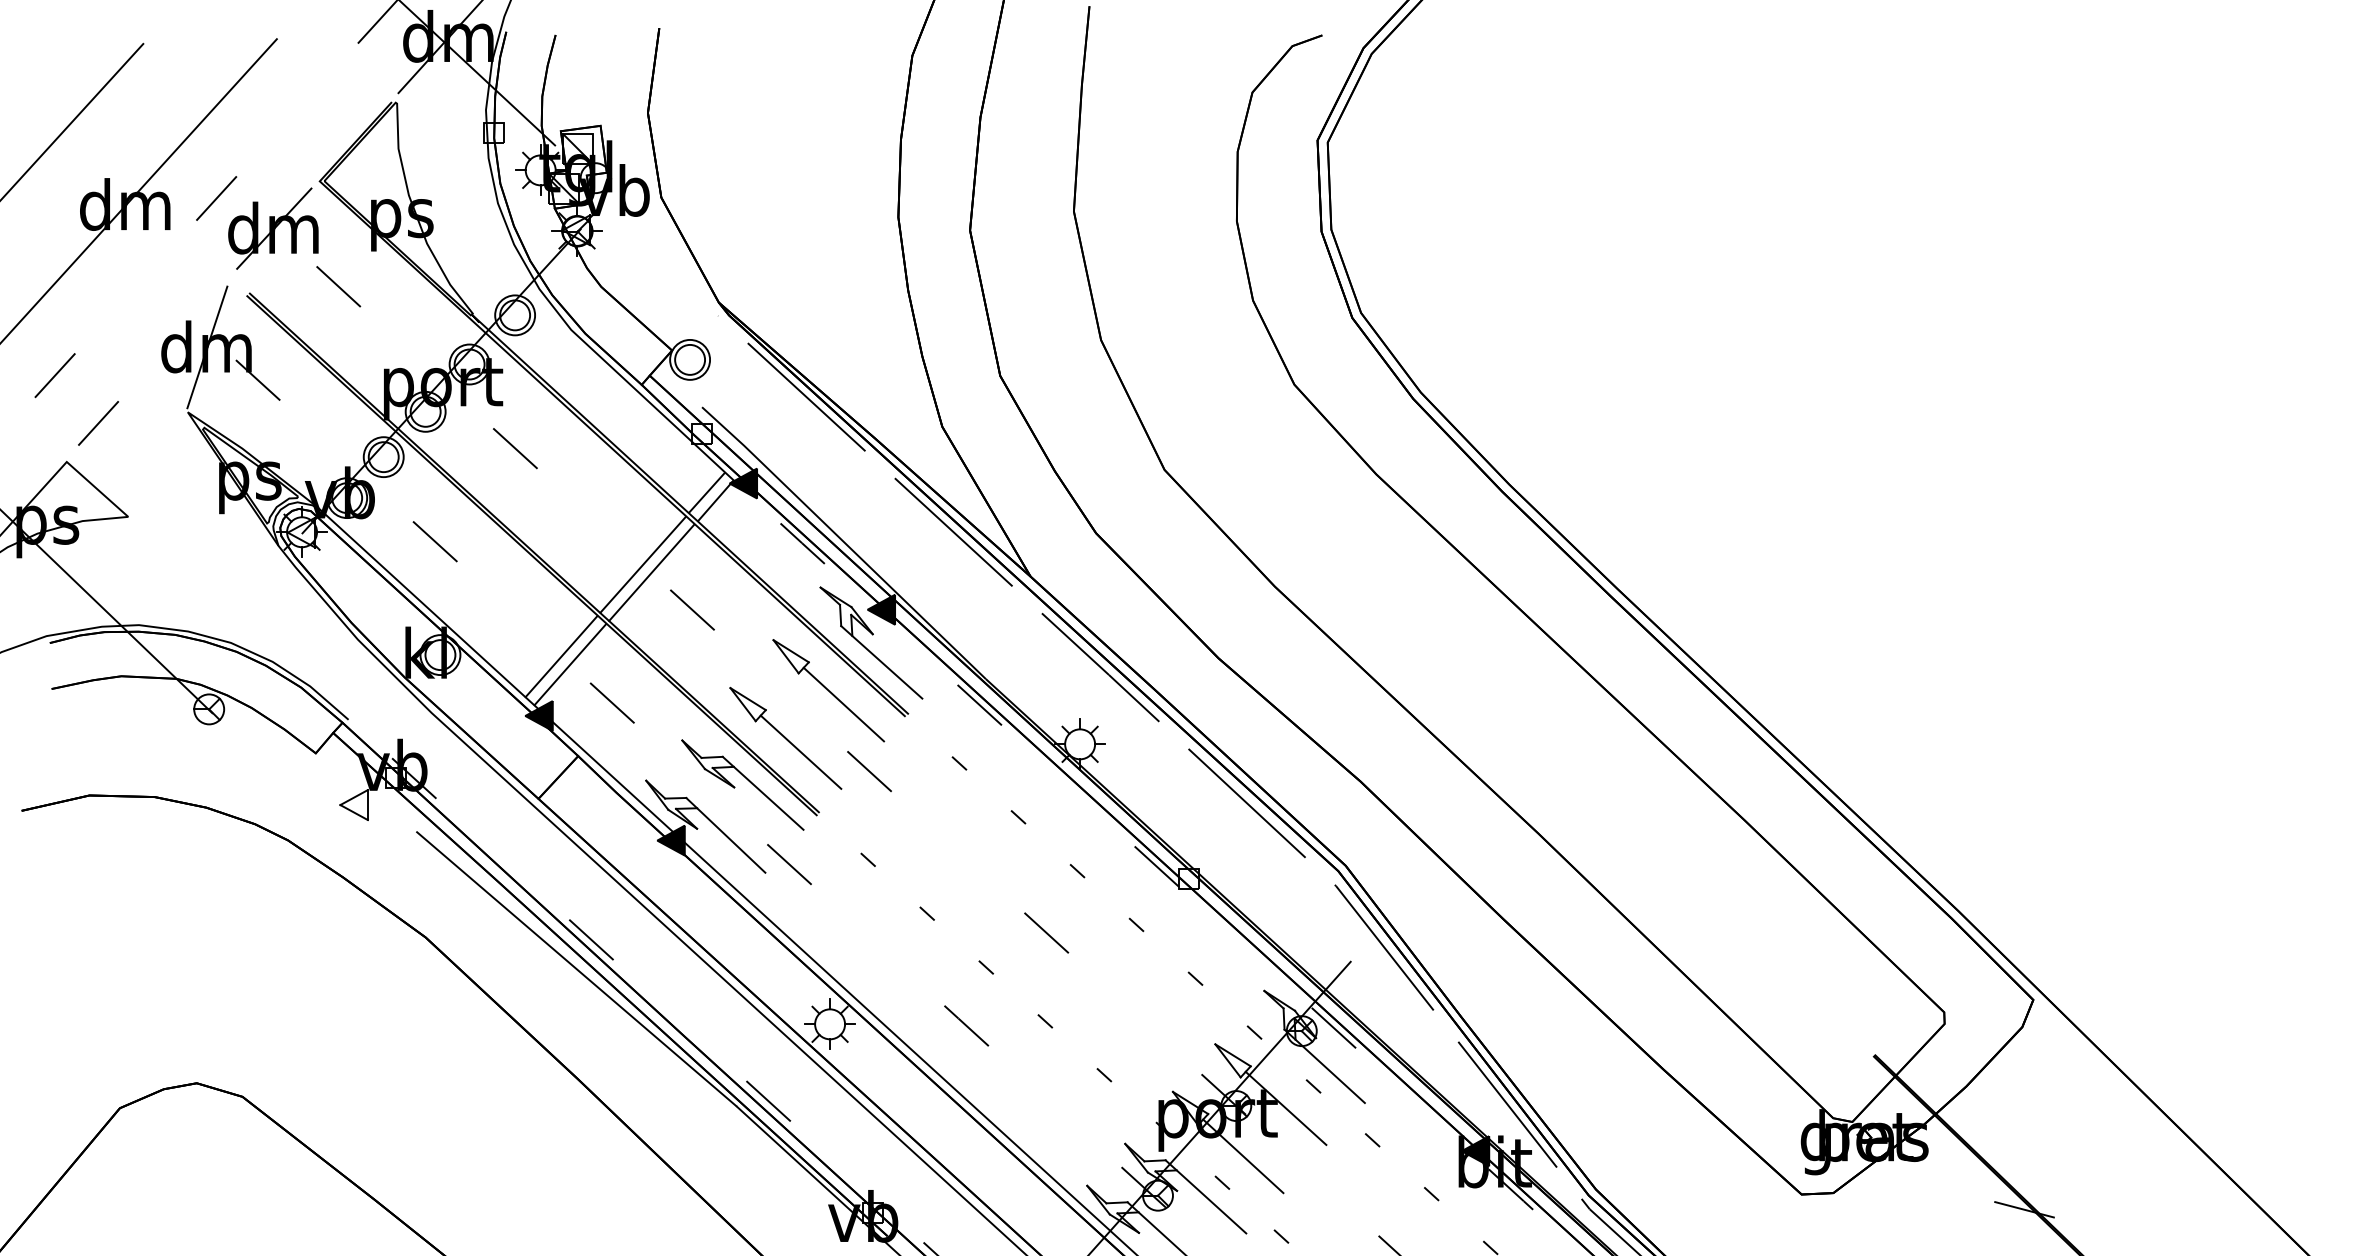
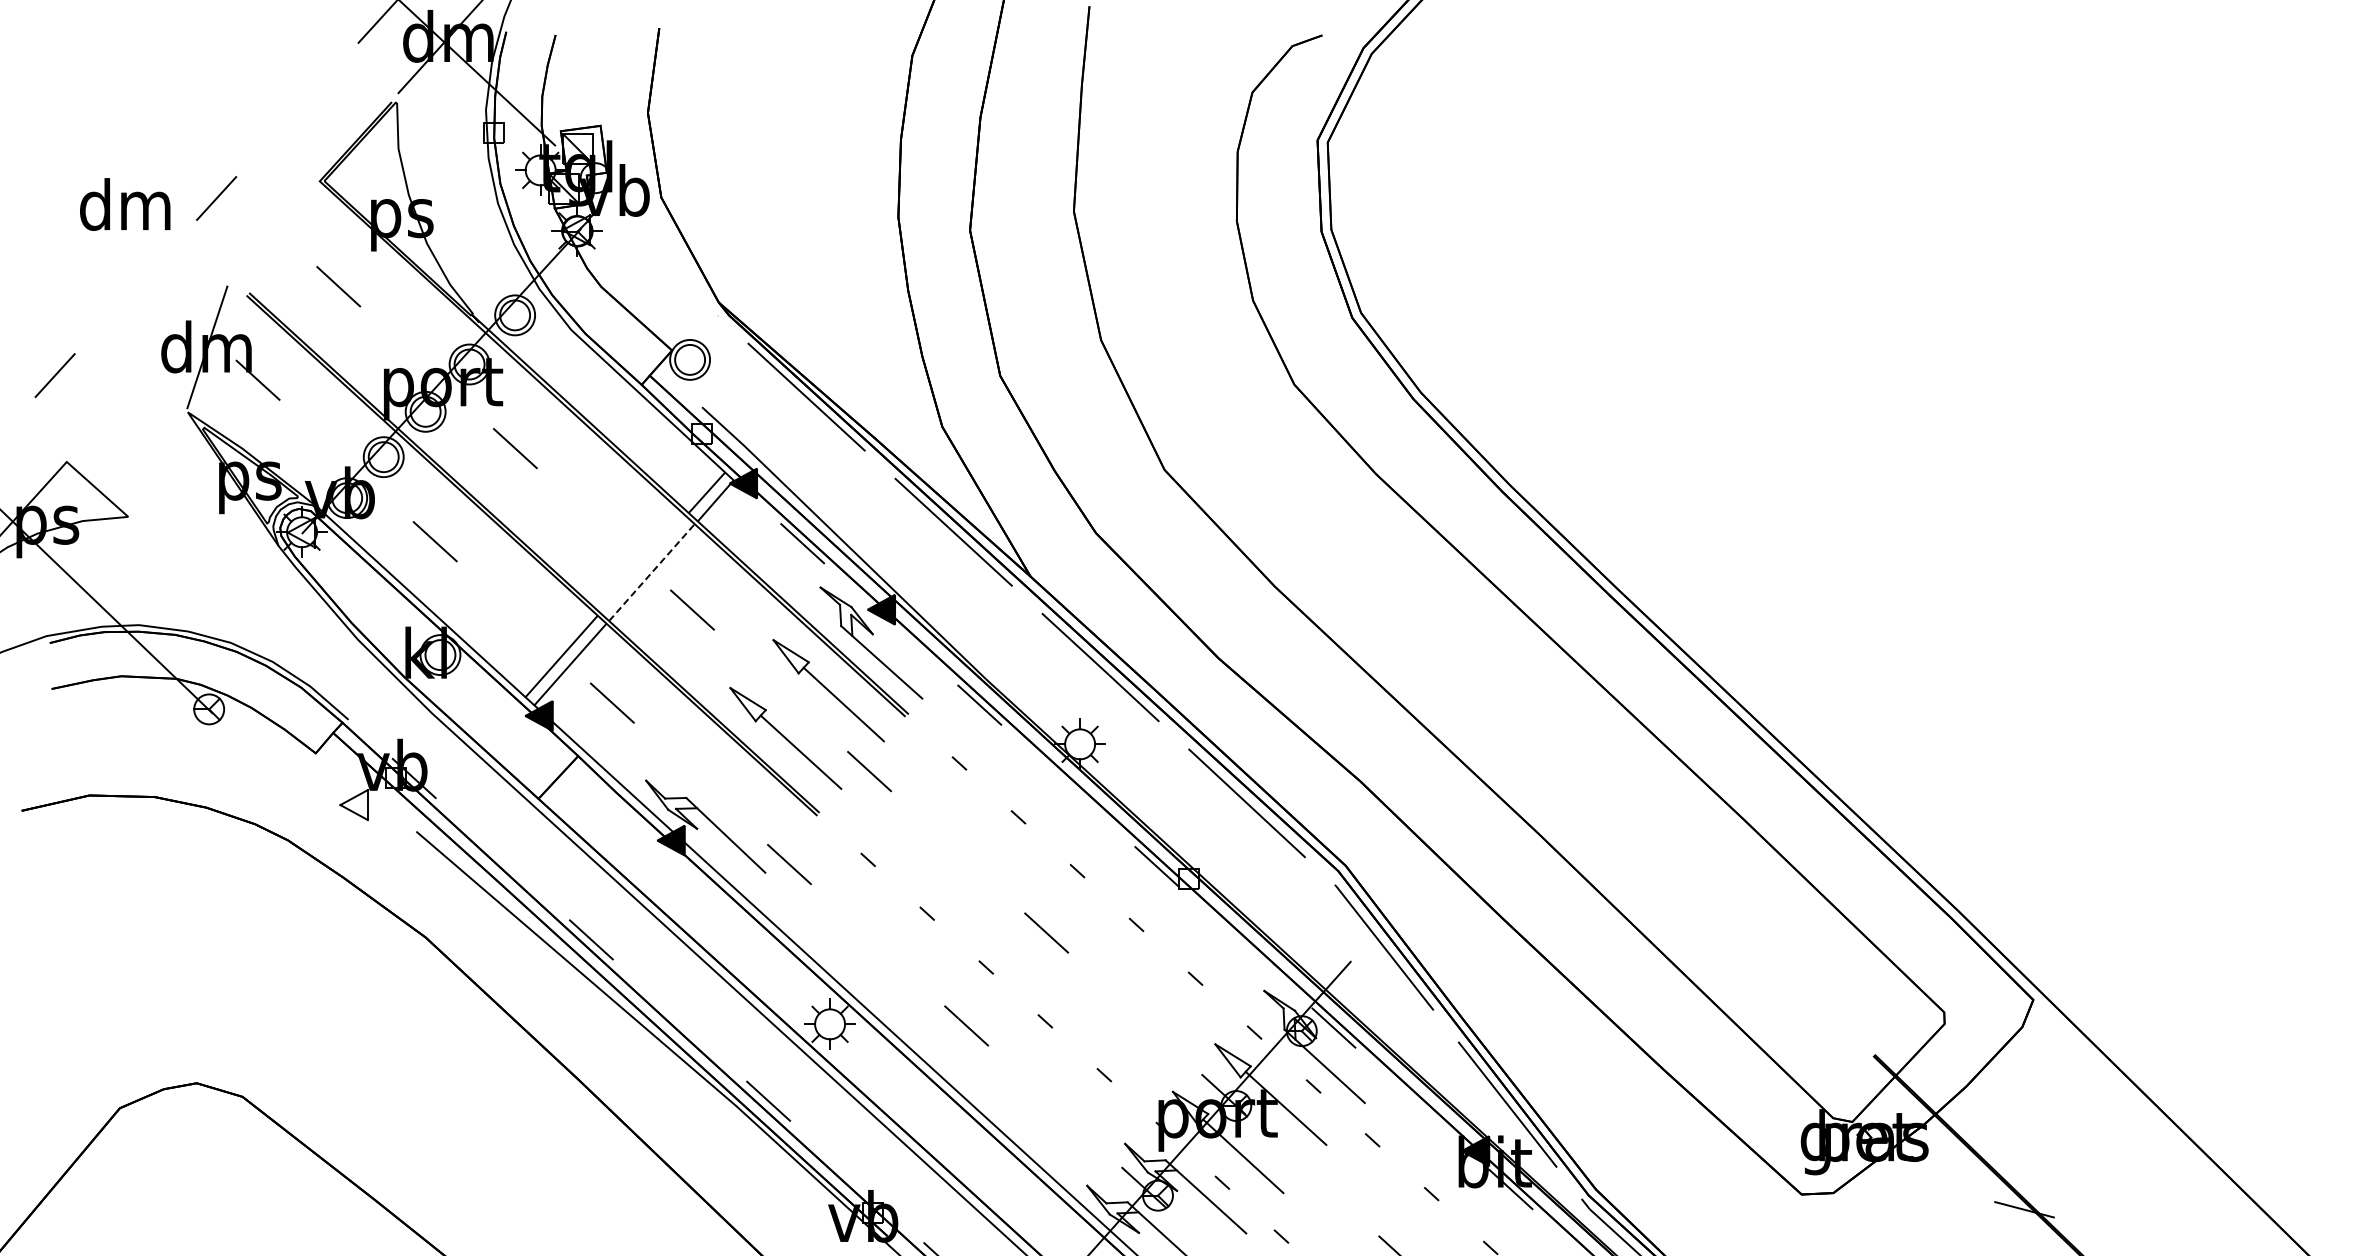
line: present -> none (72, 120)
line: present -> none (139, 190)
part: present -> none (273, 228)
line: present -> none (98, 423)
line: present -> none (642, 564)
line: solid -> dashed (652, 572)
part: present -> none (746, 779)
